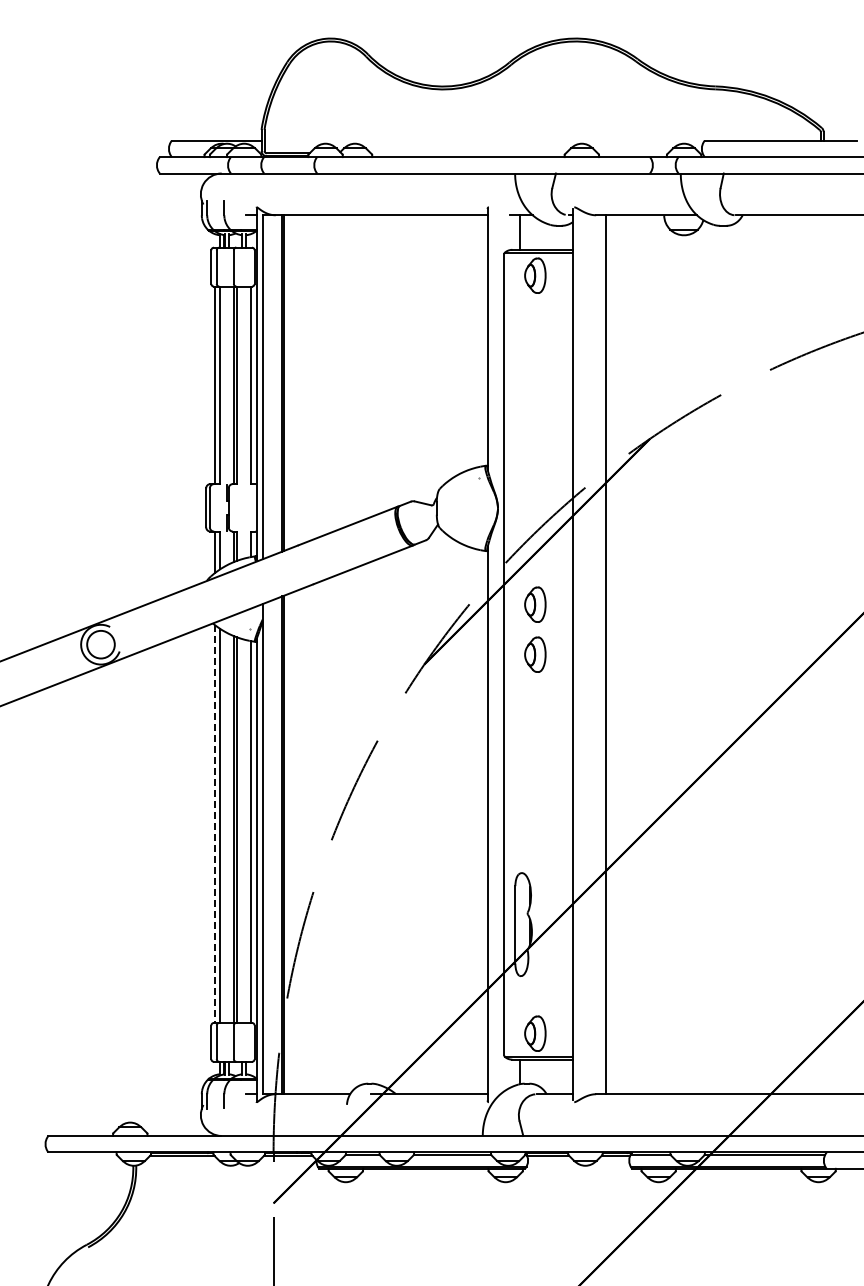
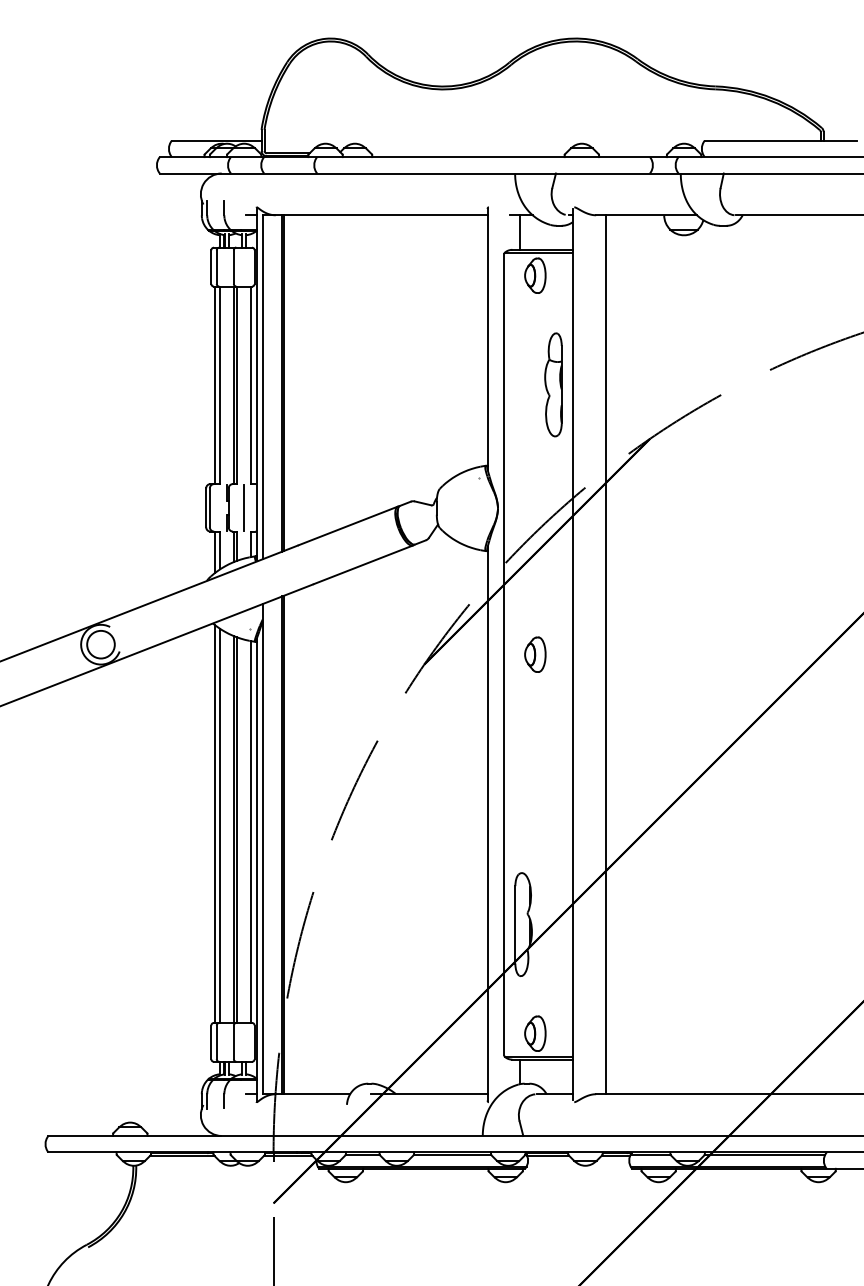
part: none -> present (553, 384)
line: none -> present (244, 507)
part: present -> none (535, 604)
line: dashed -> solid (214, 823)
